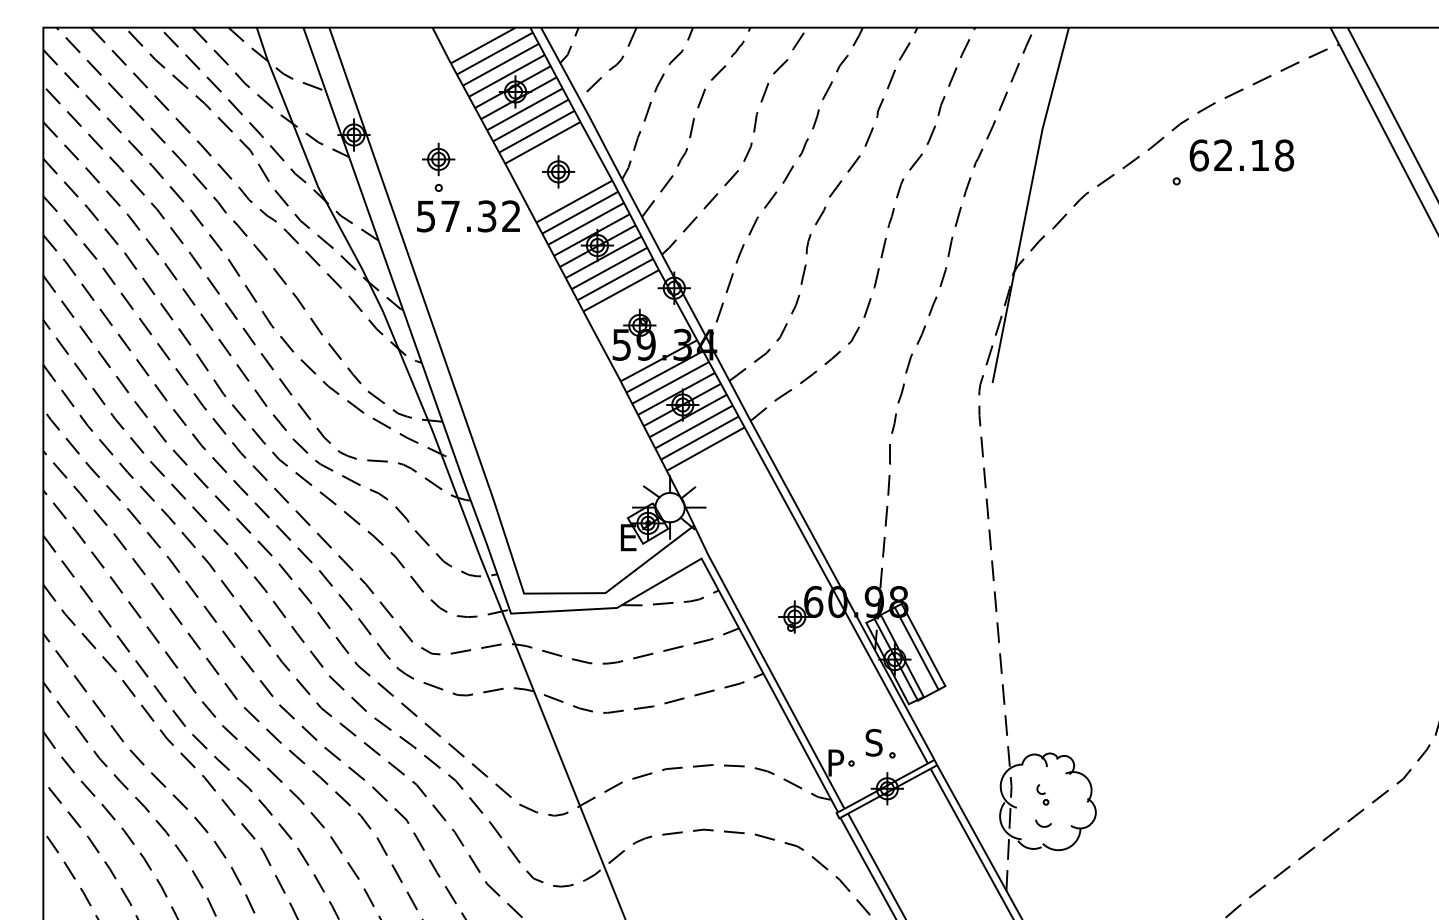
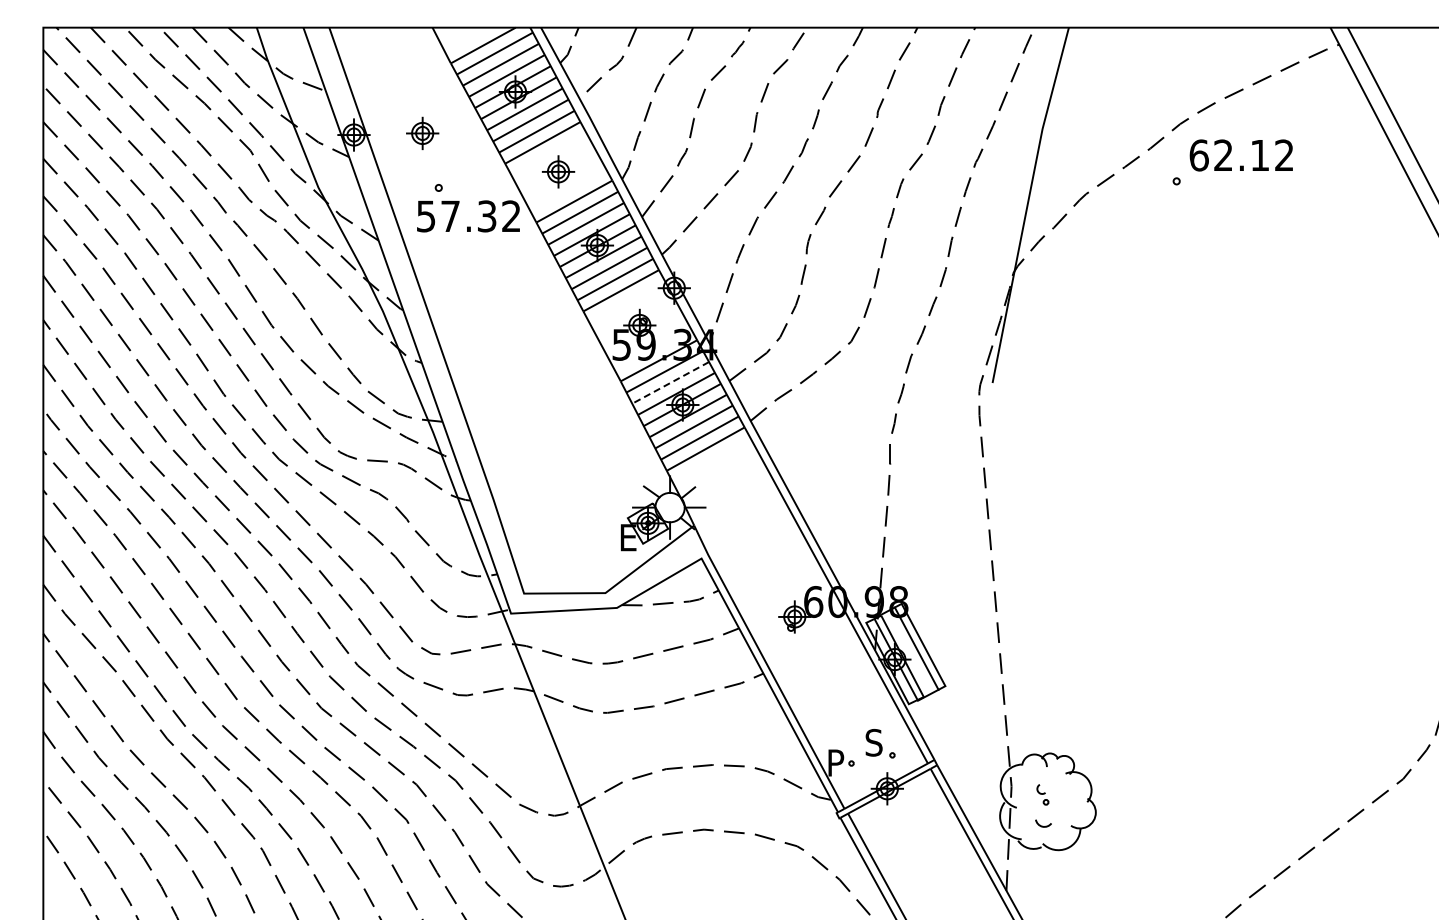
text: 62.18 -> 62.12 (1284, 155)
part position: (438, 158) -> (422, 132) (422, 132)
line: solid -> dashed (670, 382)
